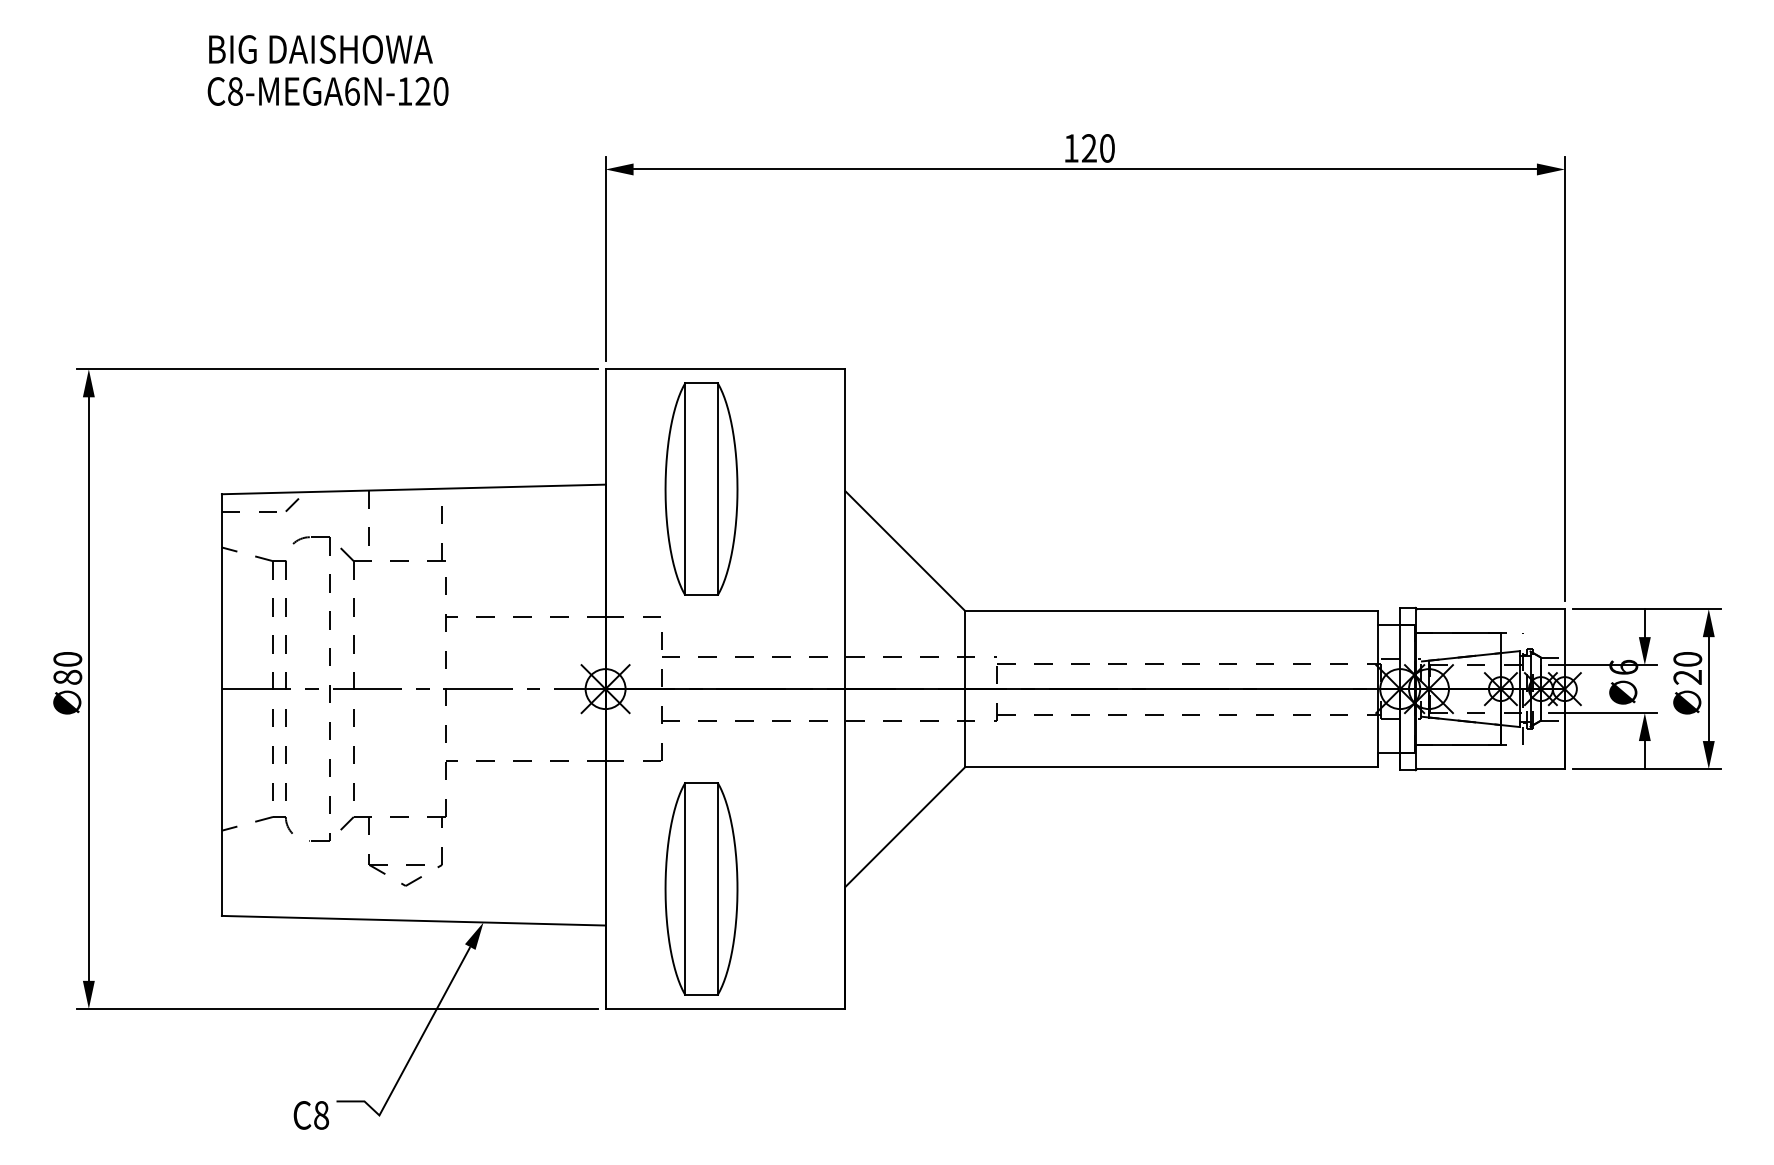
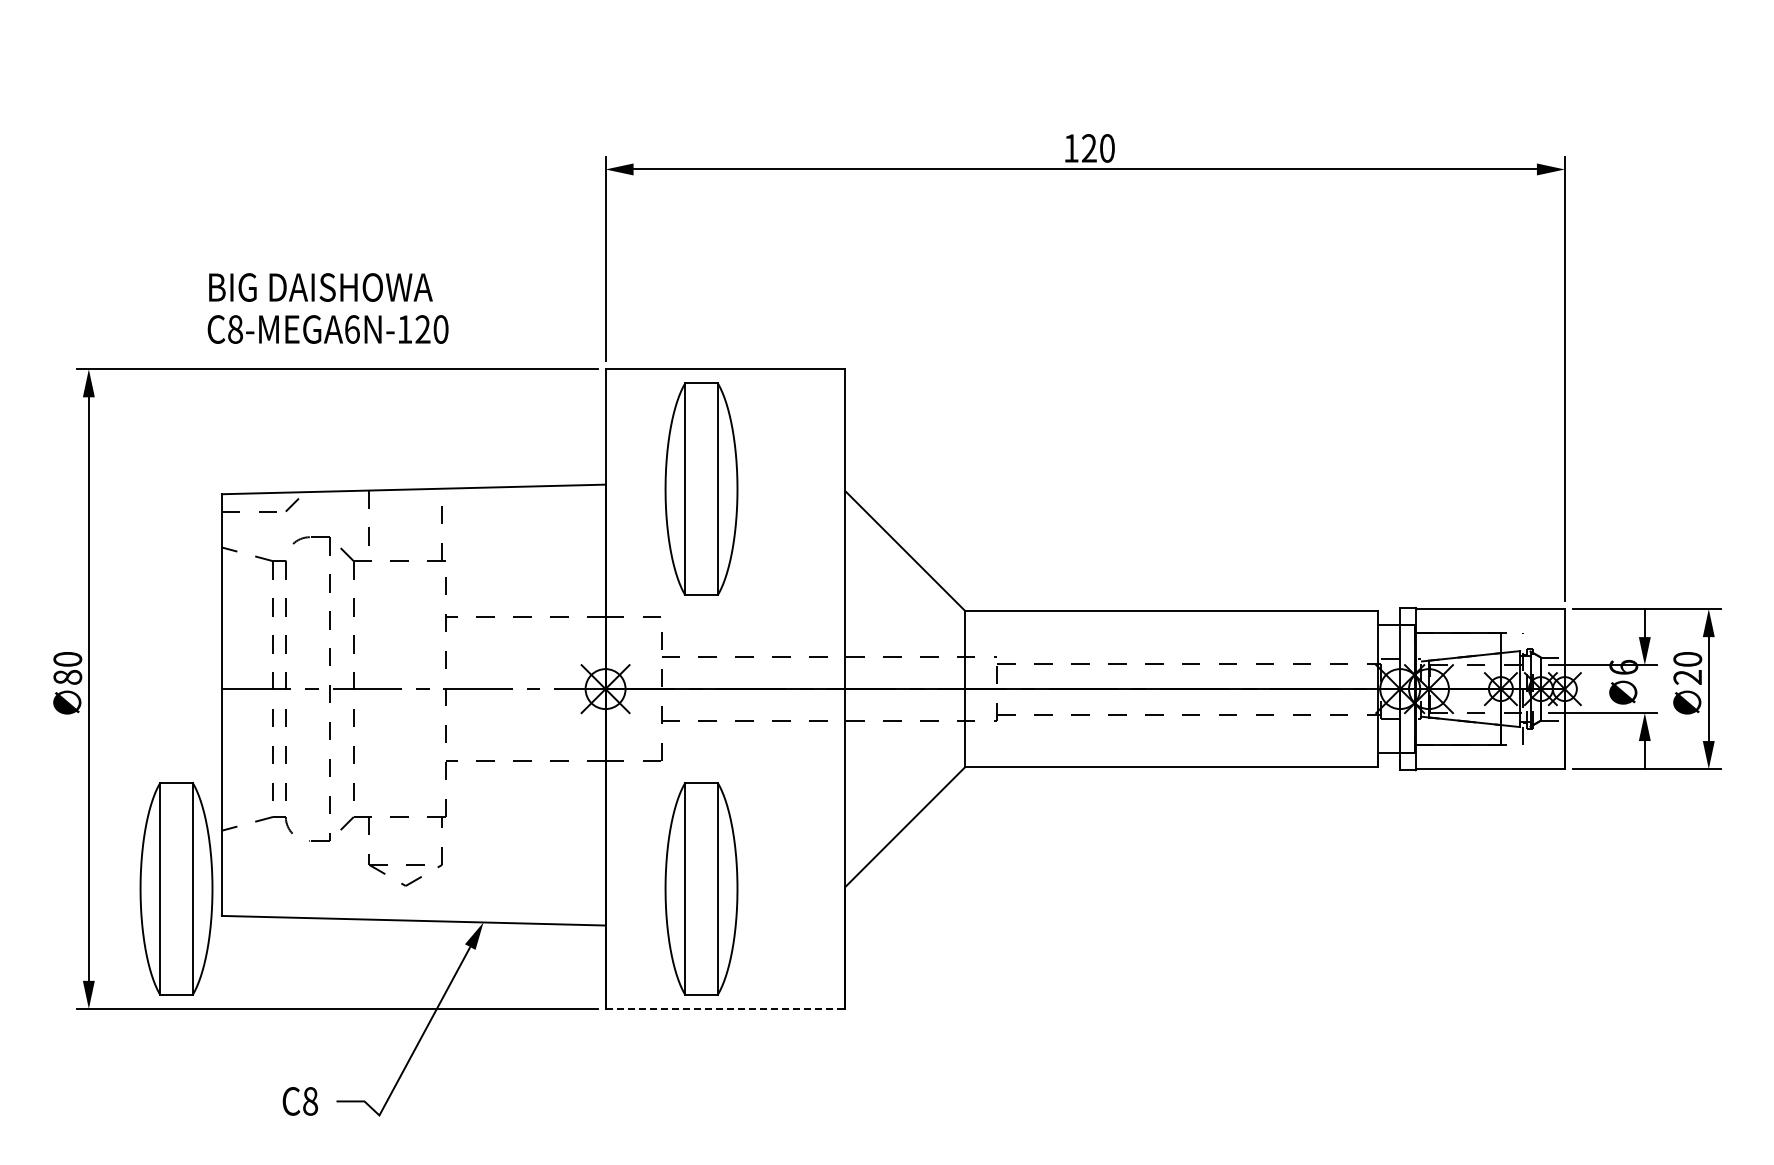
text position: (327, 70) -> (327, 308) (327, 308)
part: none -> present (176, 888)
line: solid -> dashed (725, 1008)
text position: (310, 1115) -> (299, 1101) (299, 1101)
